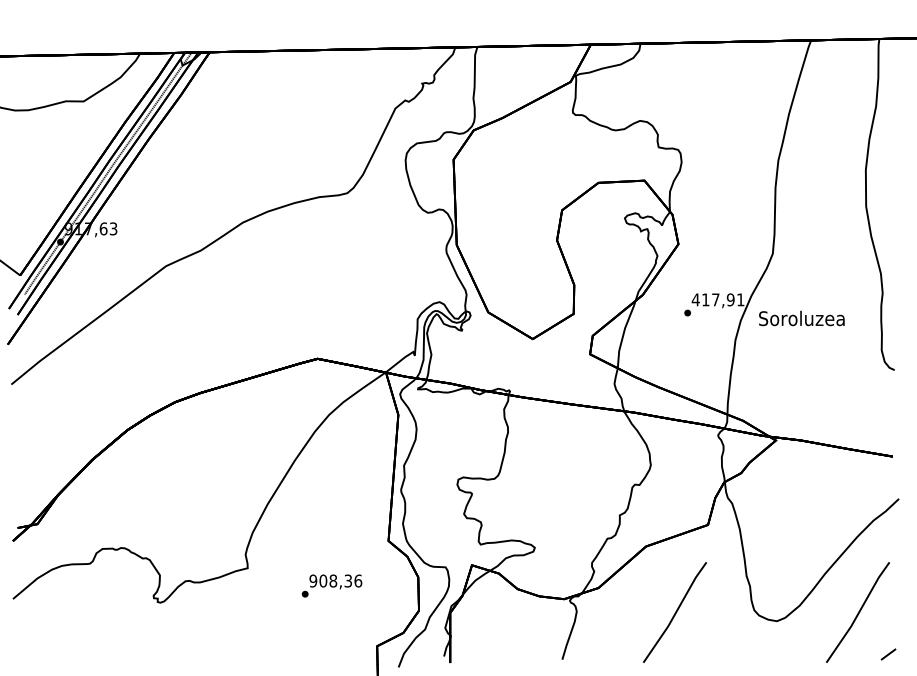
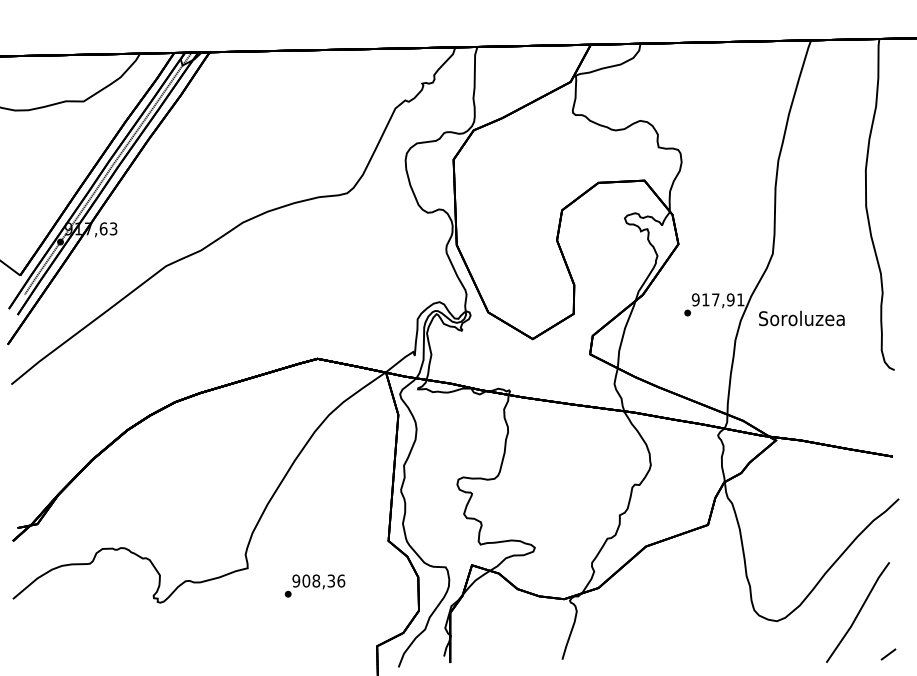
text: 417,91 -> 917,91 (695, 299)
text position: (331, 585) -> (314, 585) (314, 585)
line: present -> none (675, 612)
